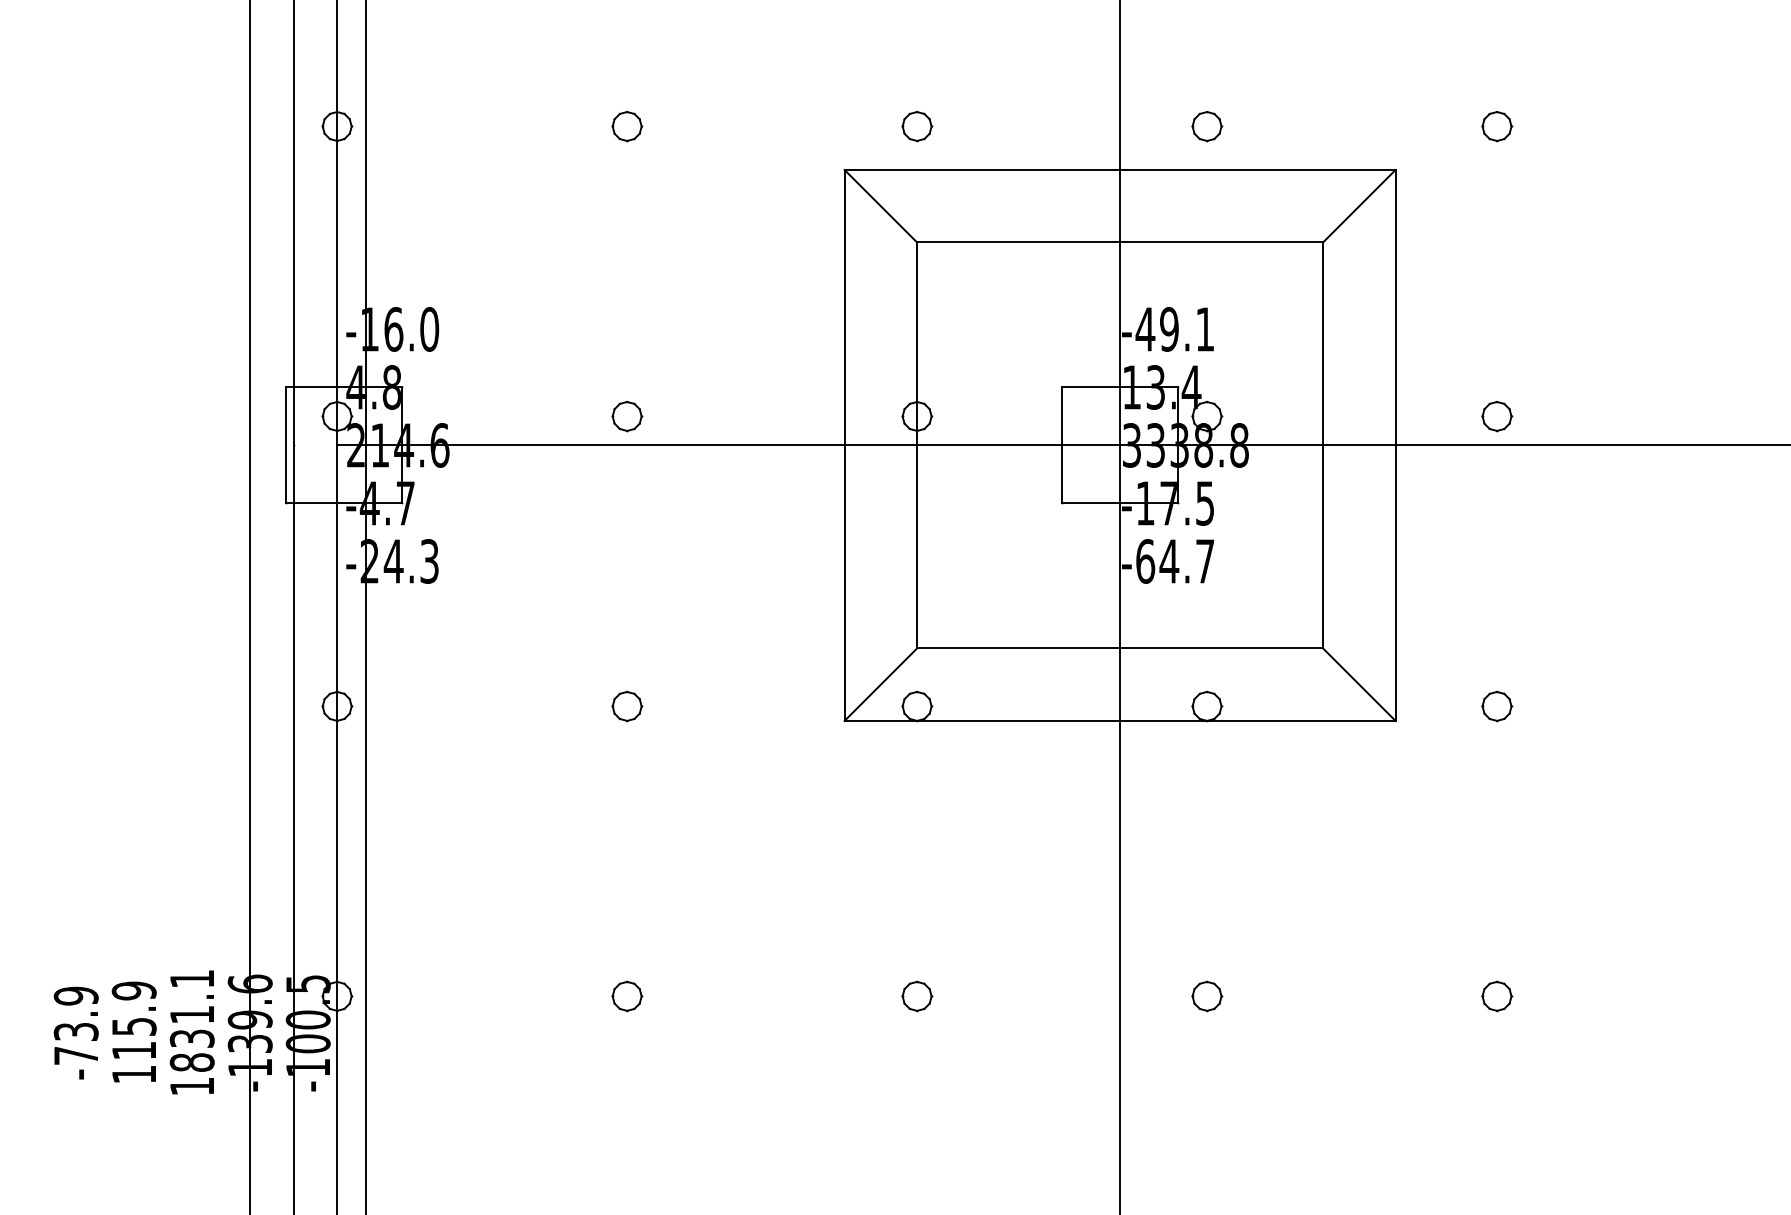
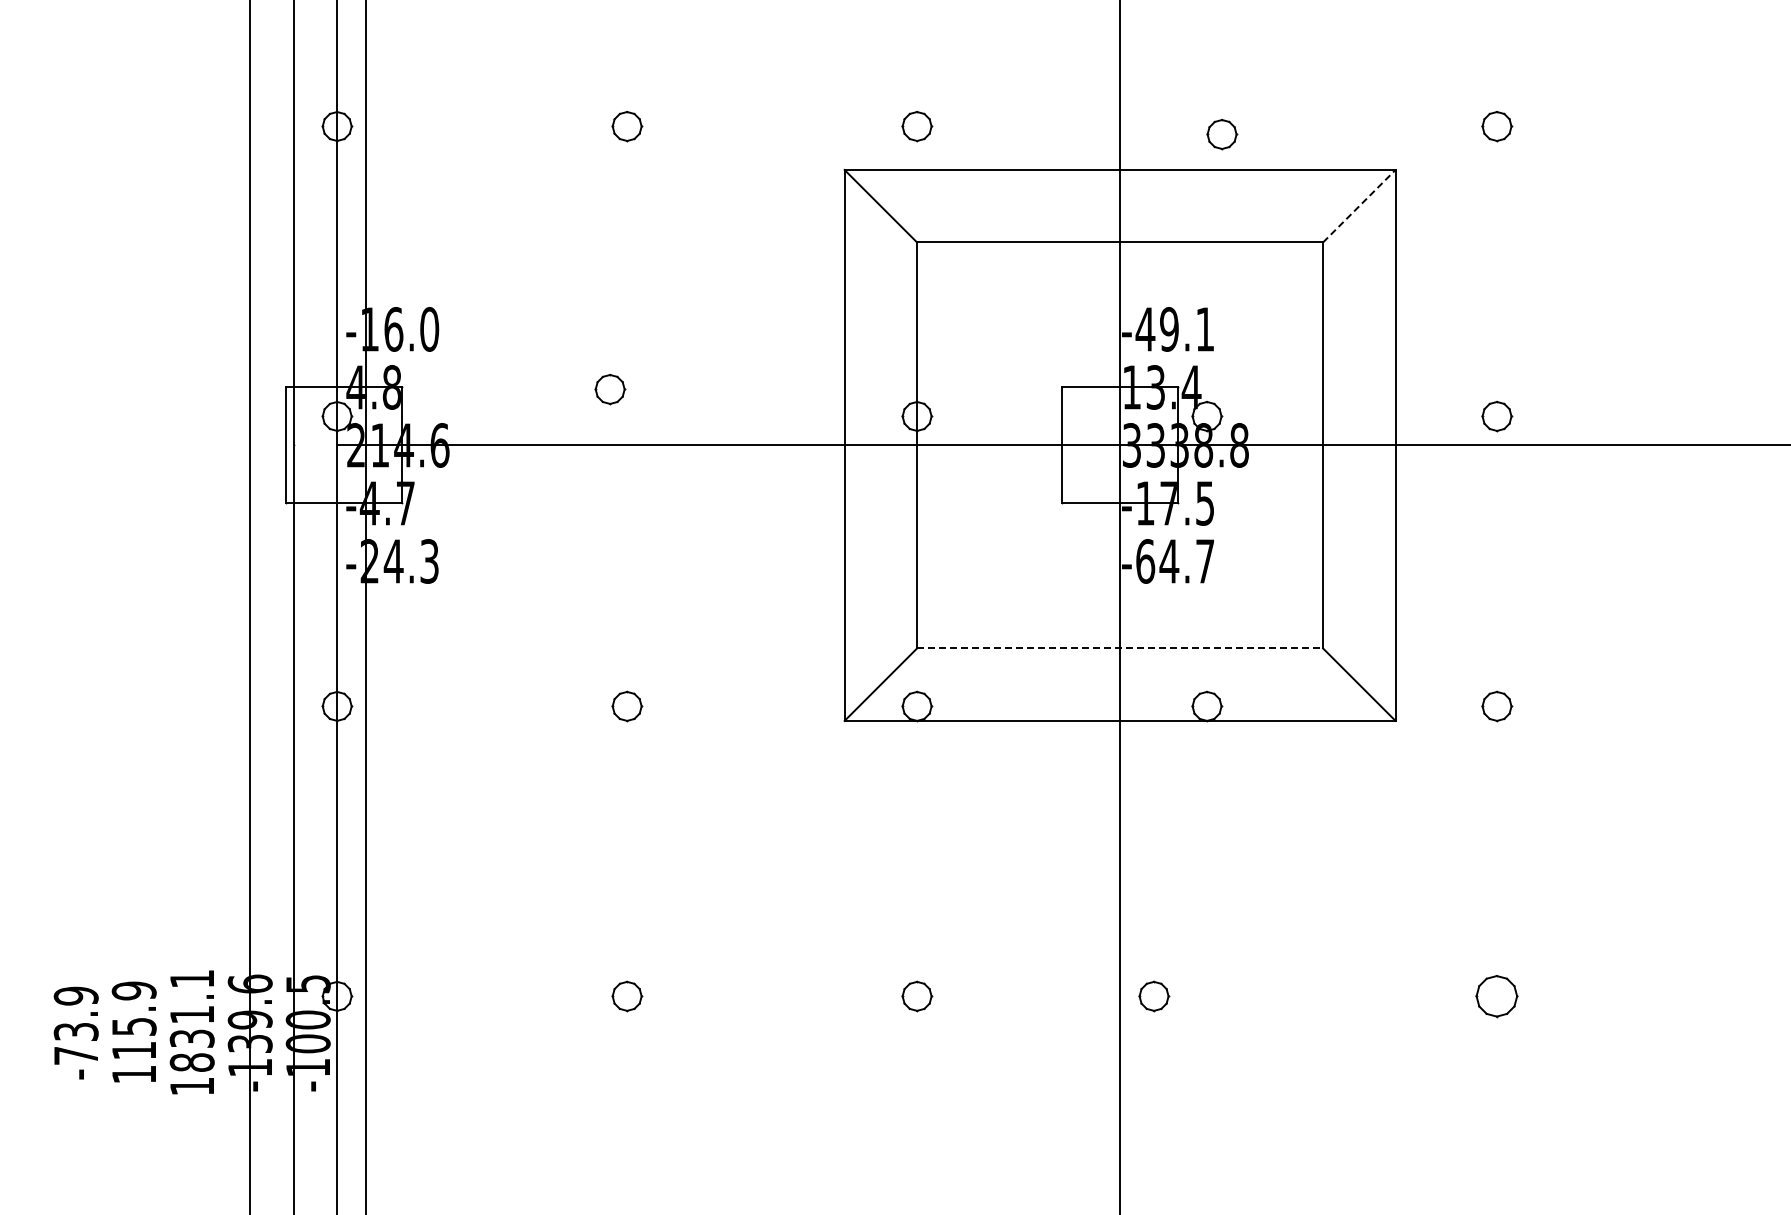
part position: (1207, 126) -> (1222, 134) (1222, 134)
line: solid -> dashed (1359, 205)
part position: (627, 416) -> (610, 389) (610, 389)
line: solid -> dashed (1120, 648)
part position: (1207, 996) -> (1154, 996) (1154, 996)
part size: 33x33 px -> 44x44 px (1496, 996)
